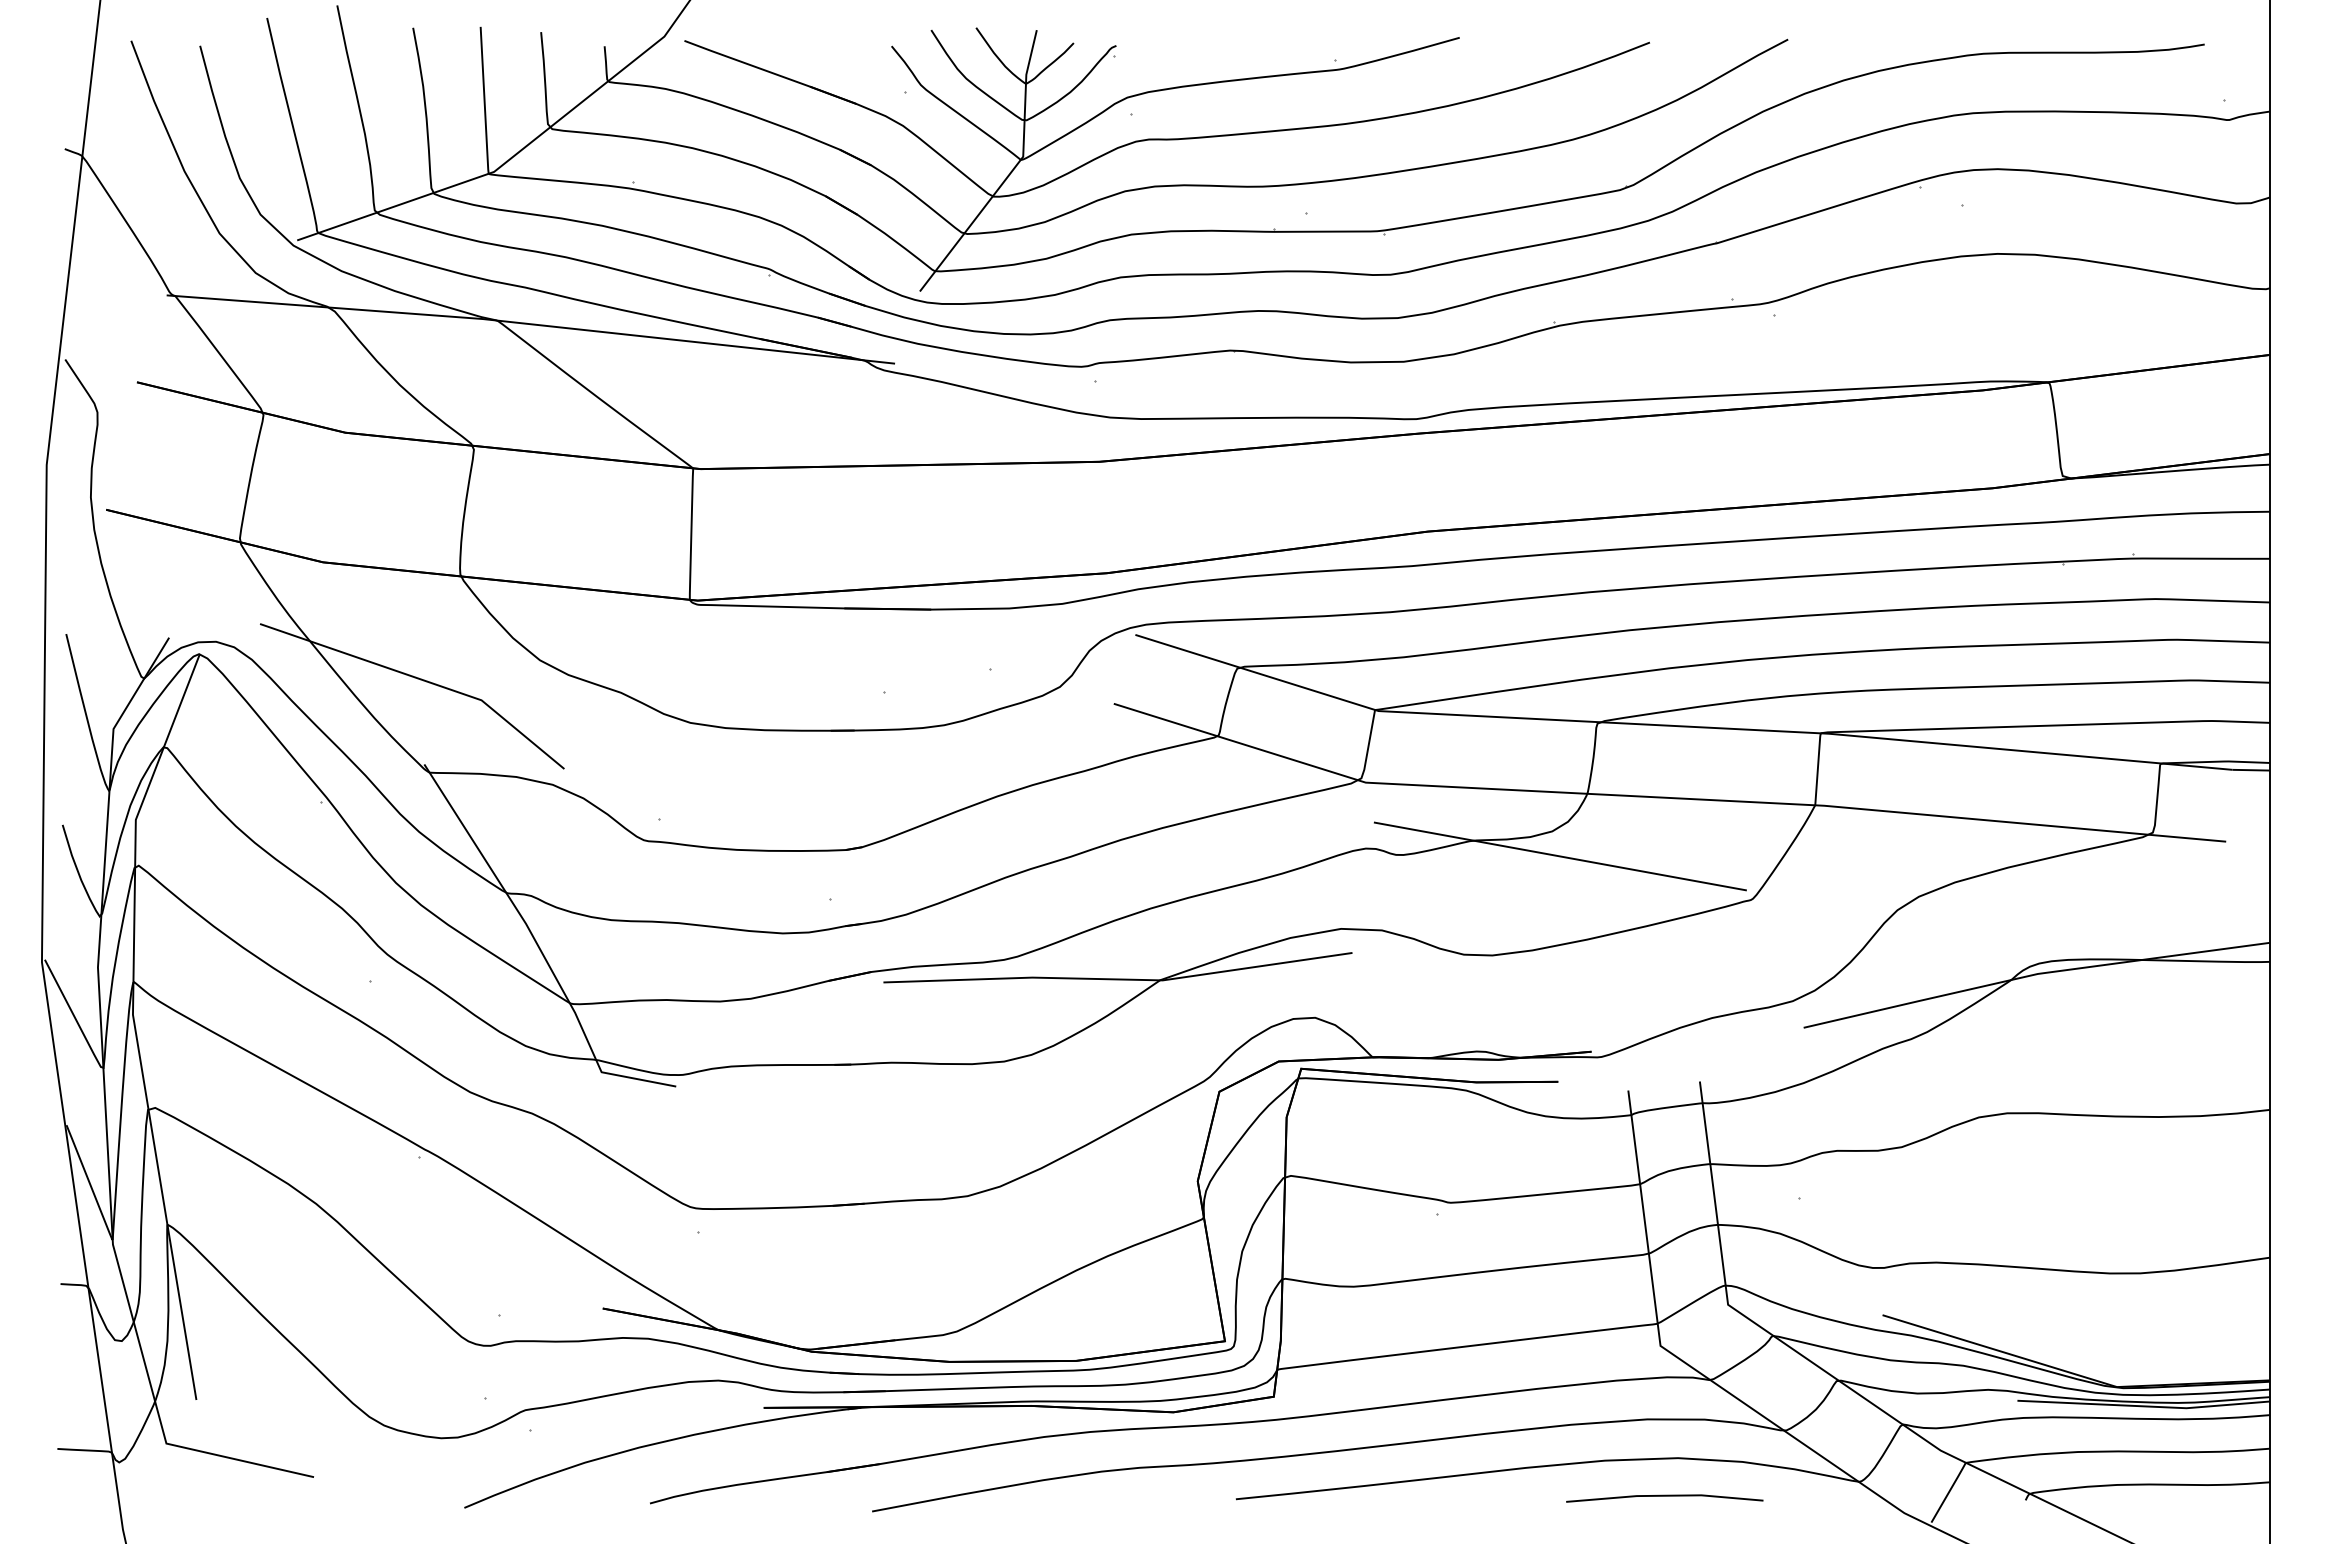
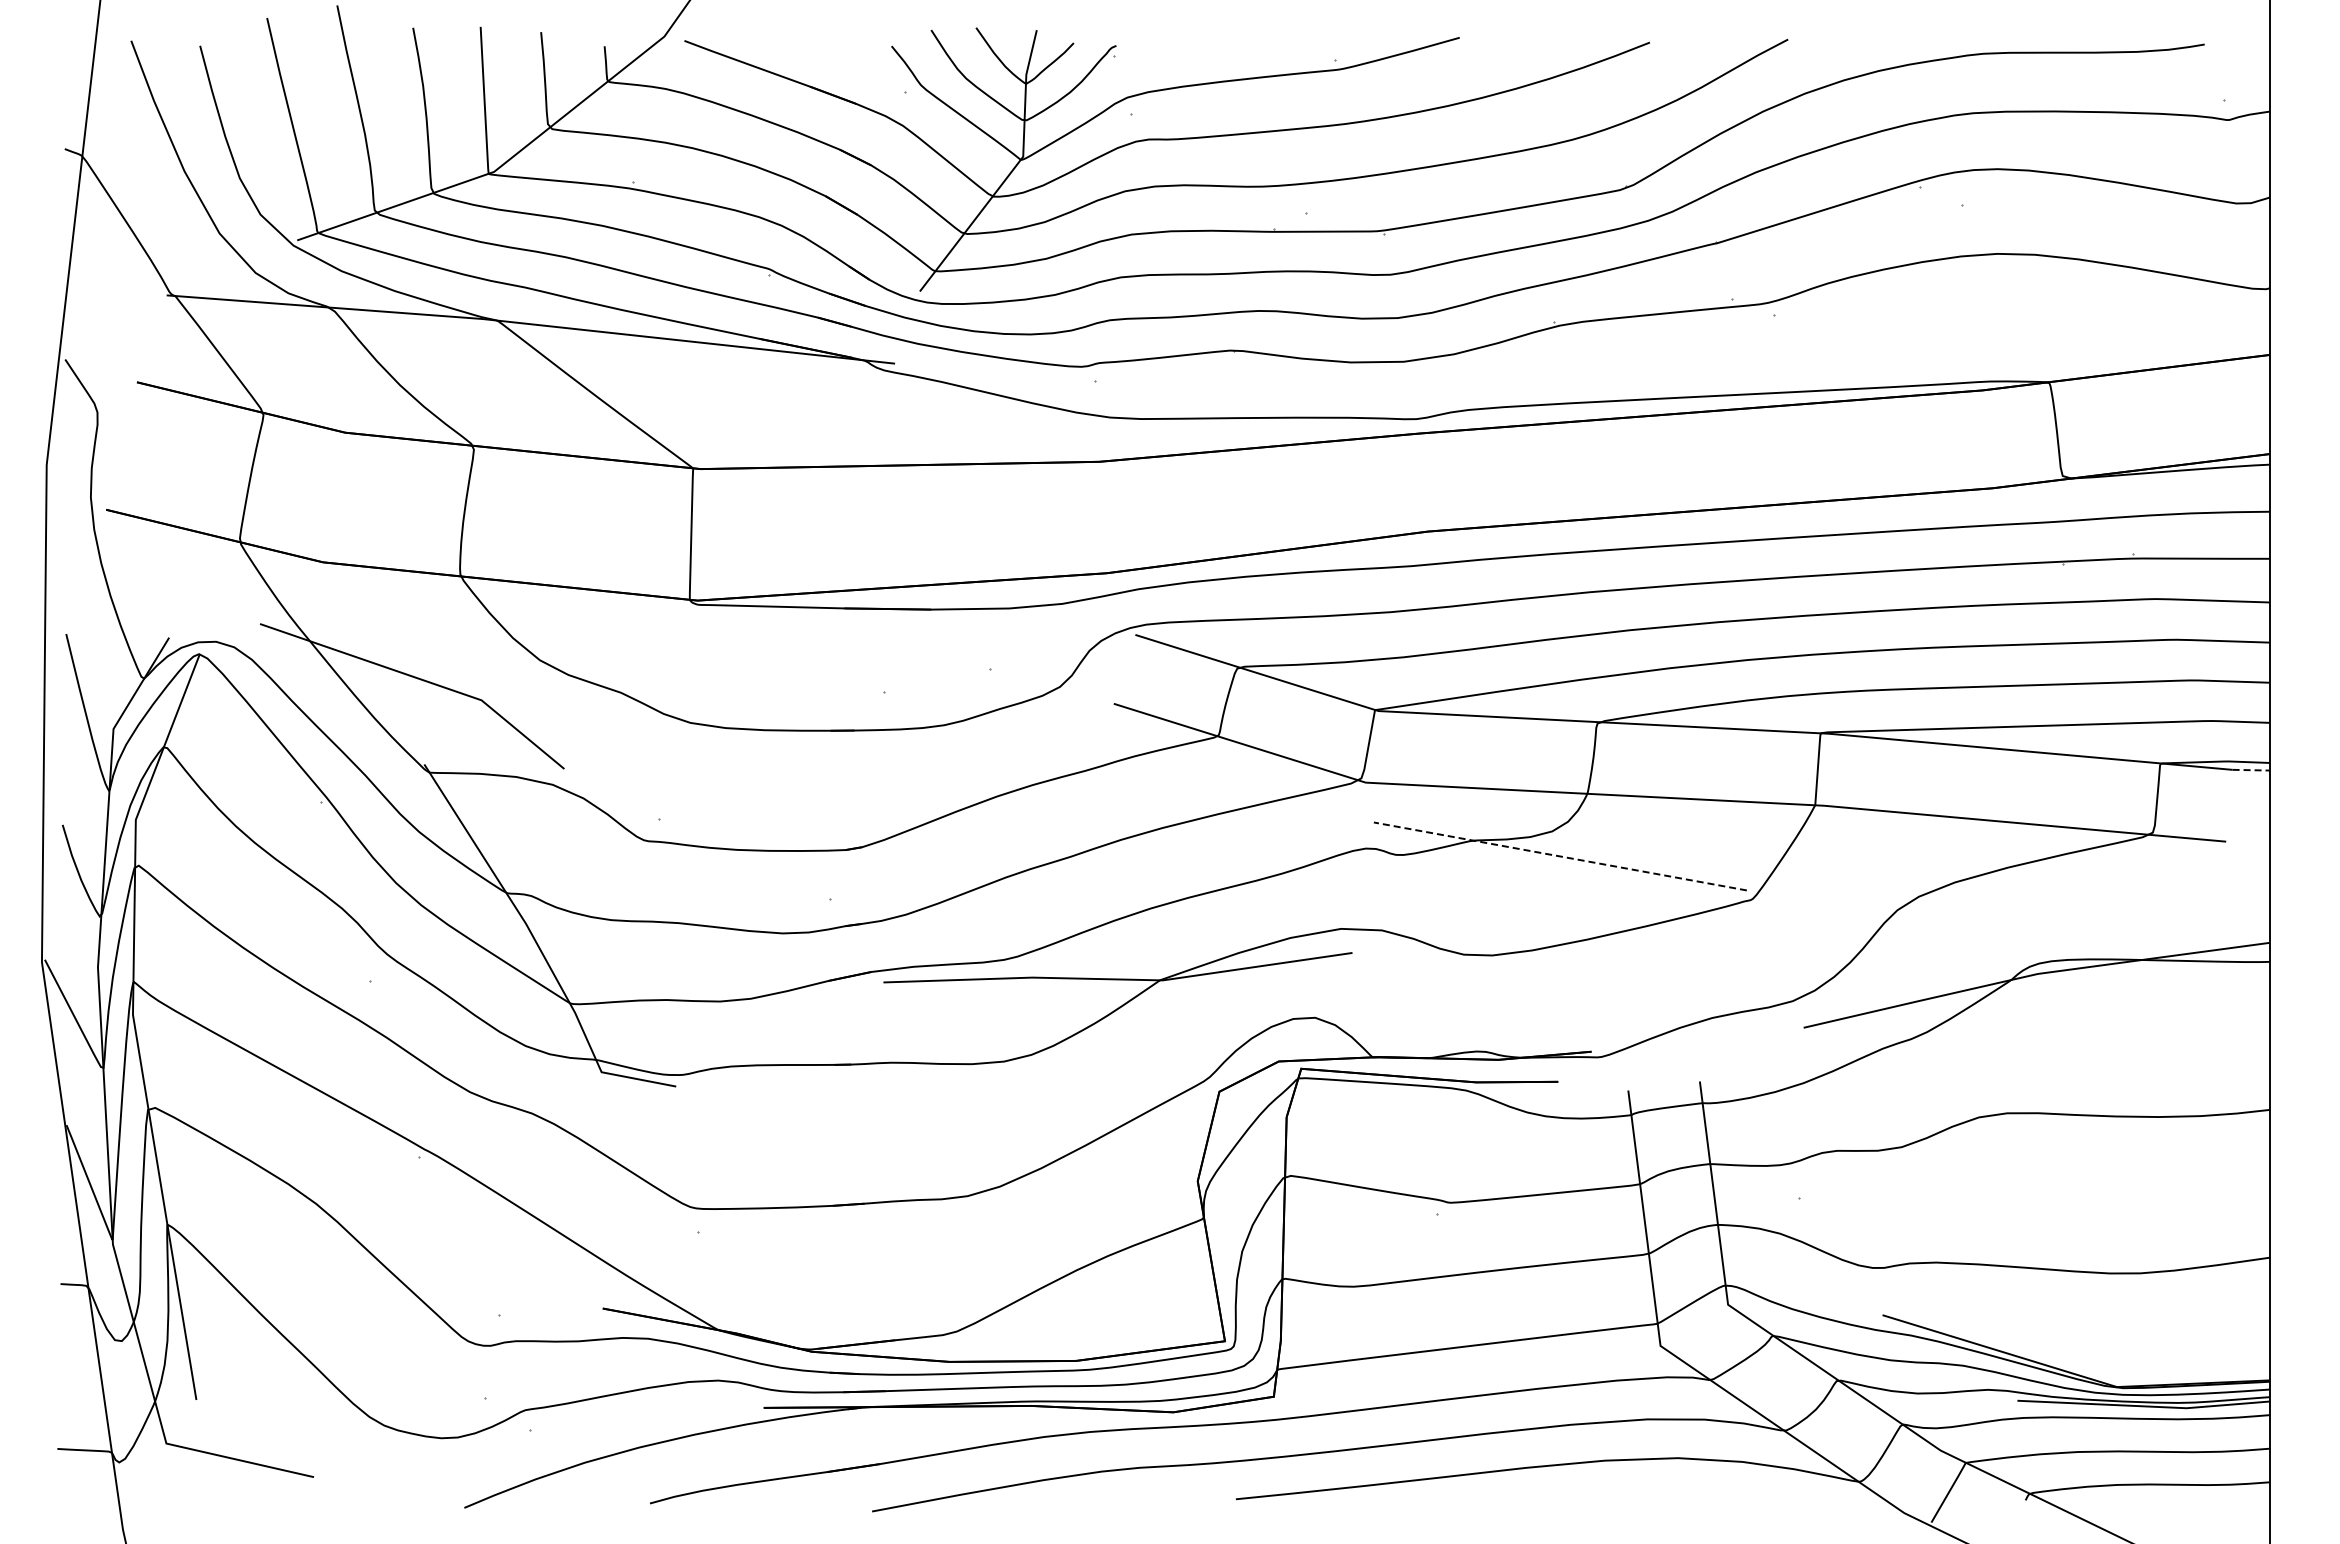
line: solid -> dashed (2251, 770)
line: solid -> dashed (1560, 856)
line: present -> none (1664, 1496)
